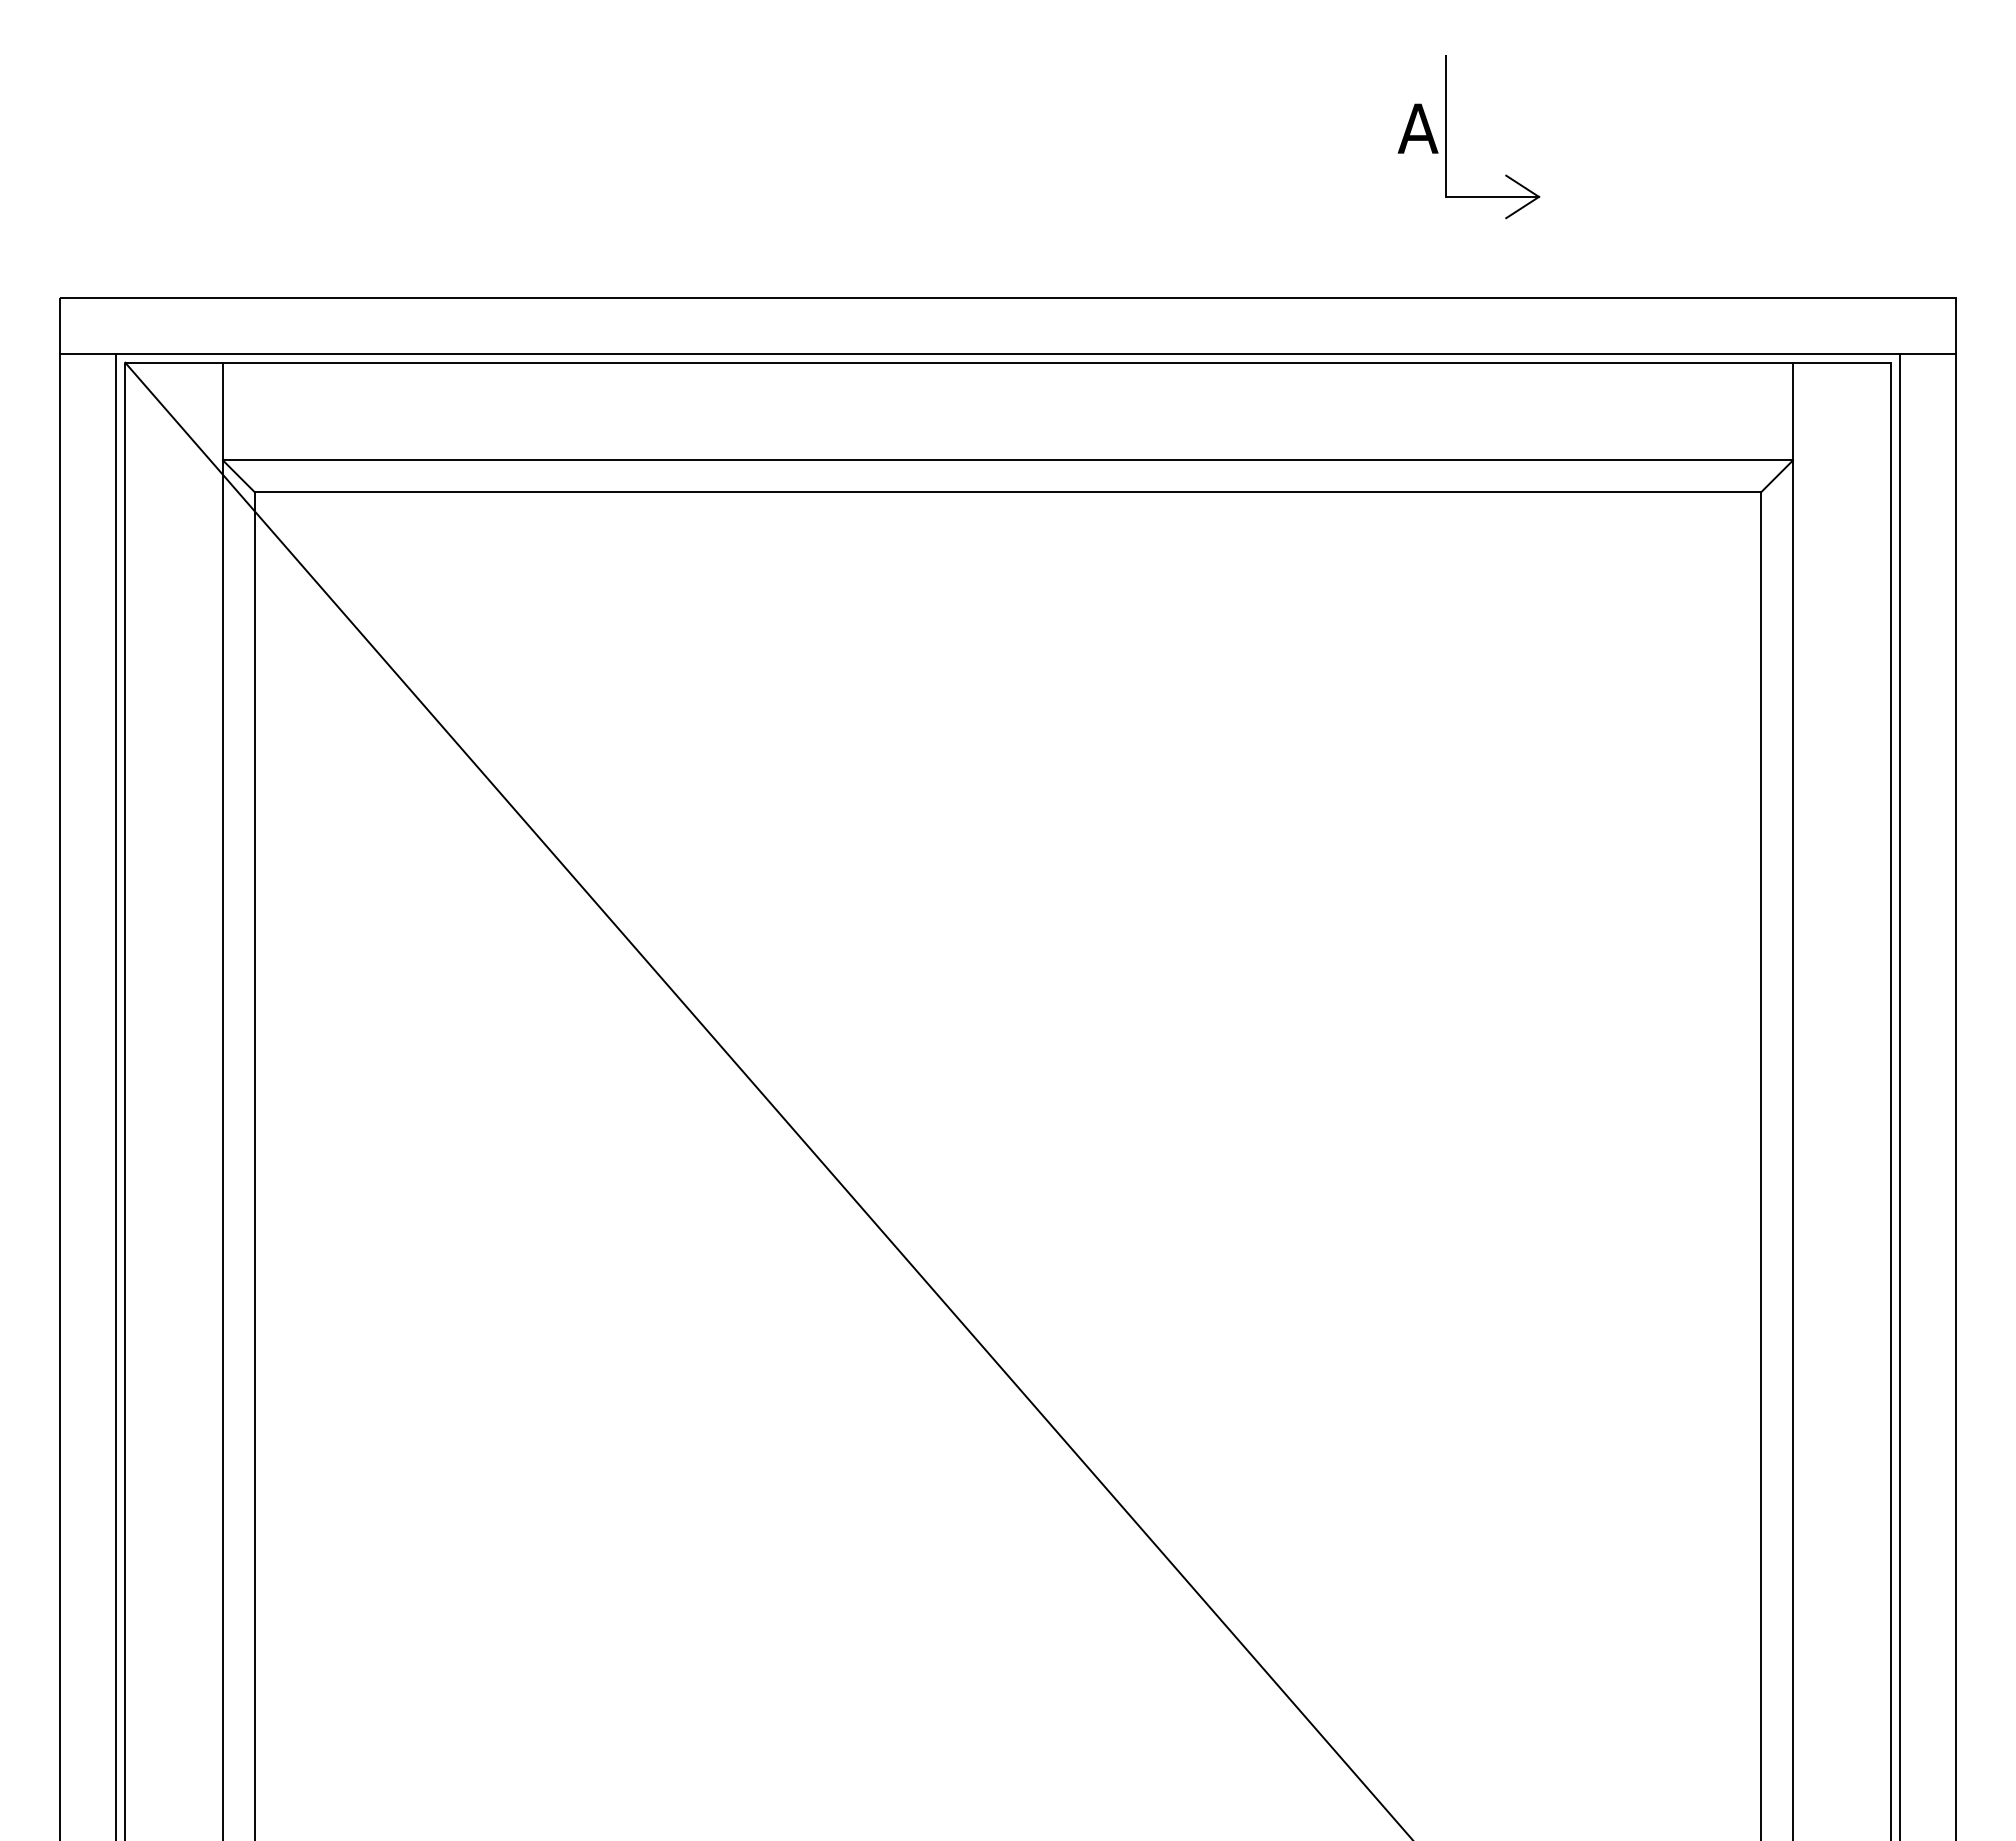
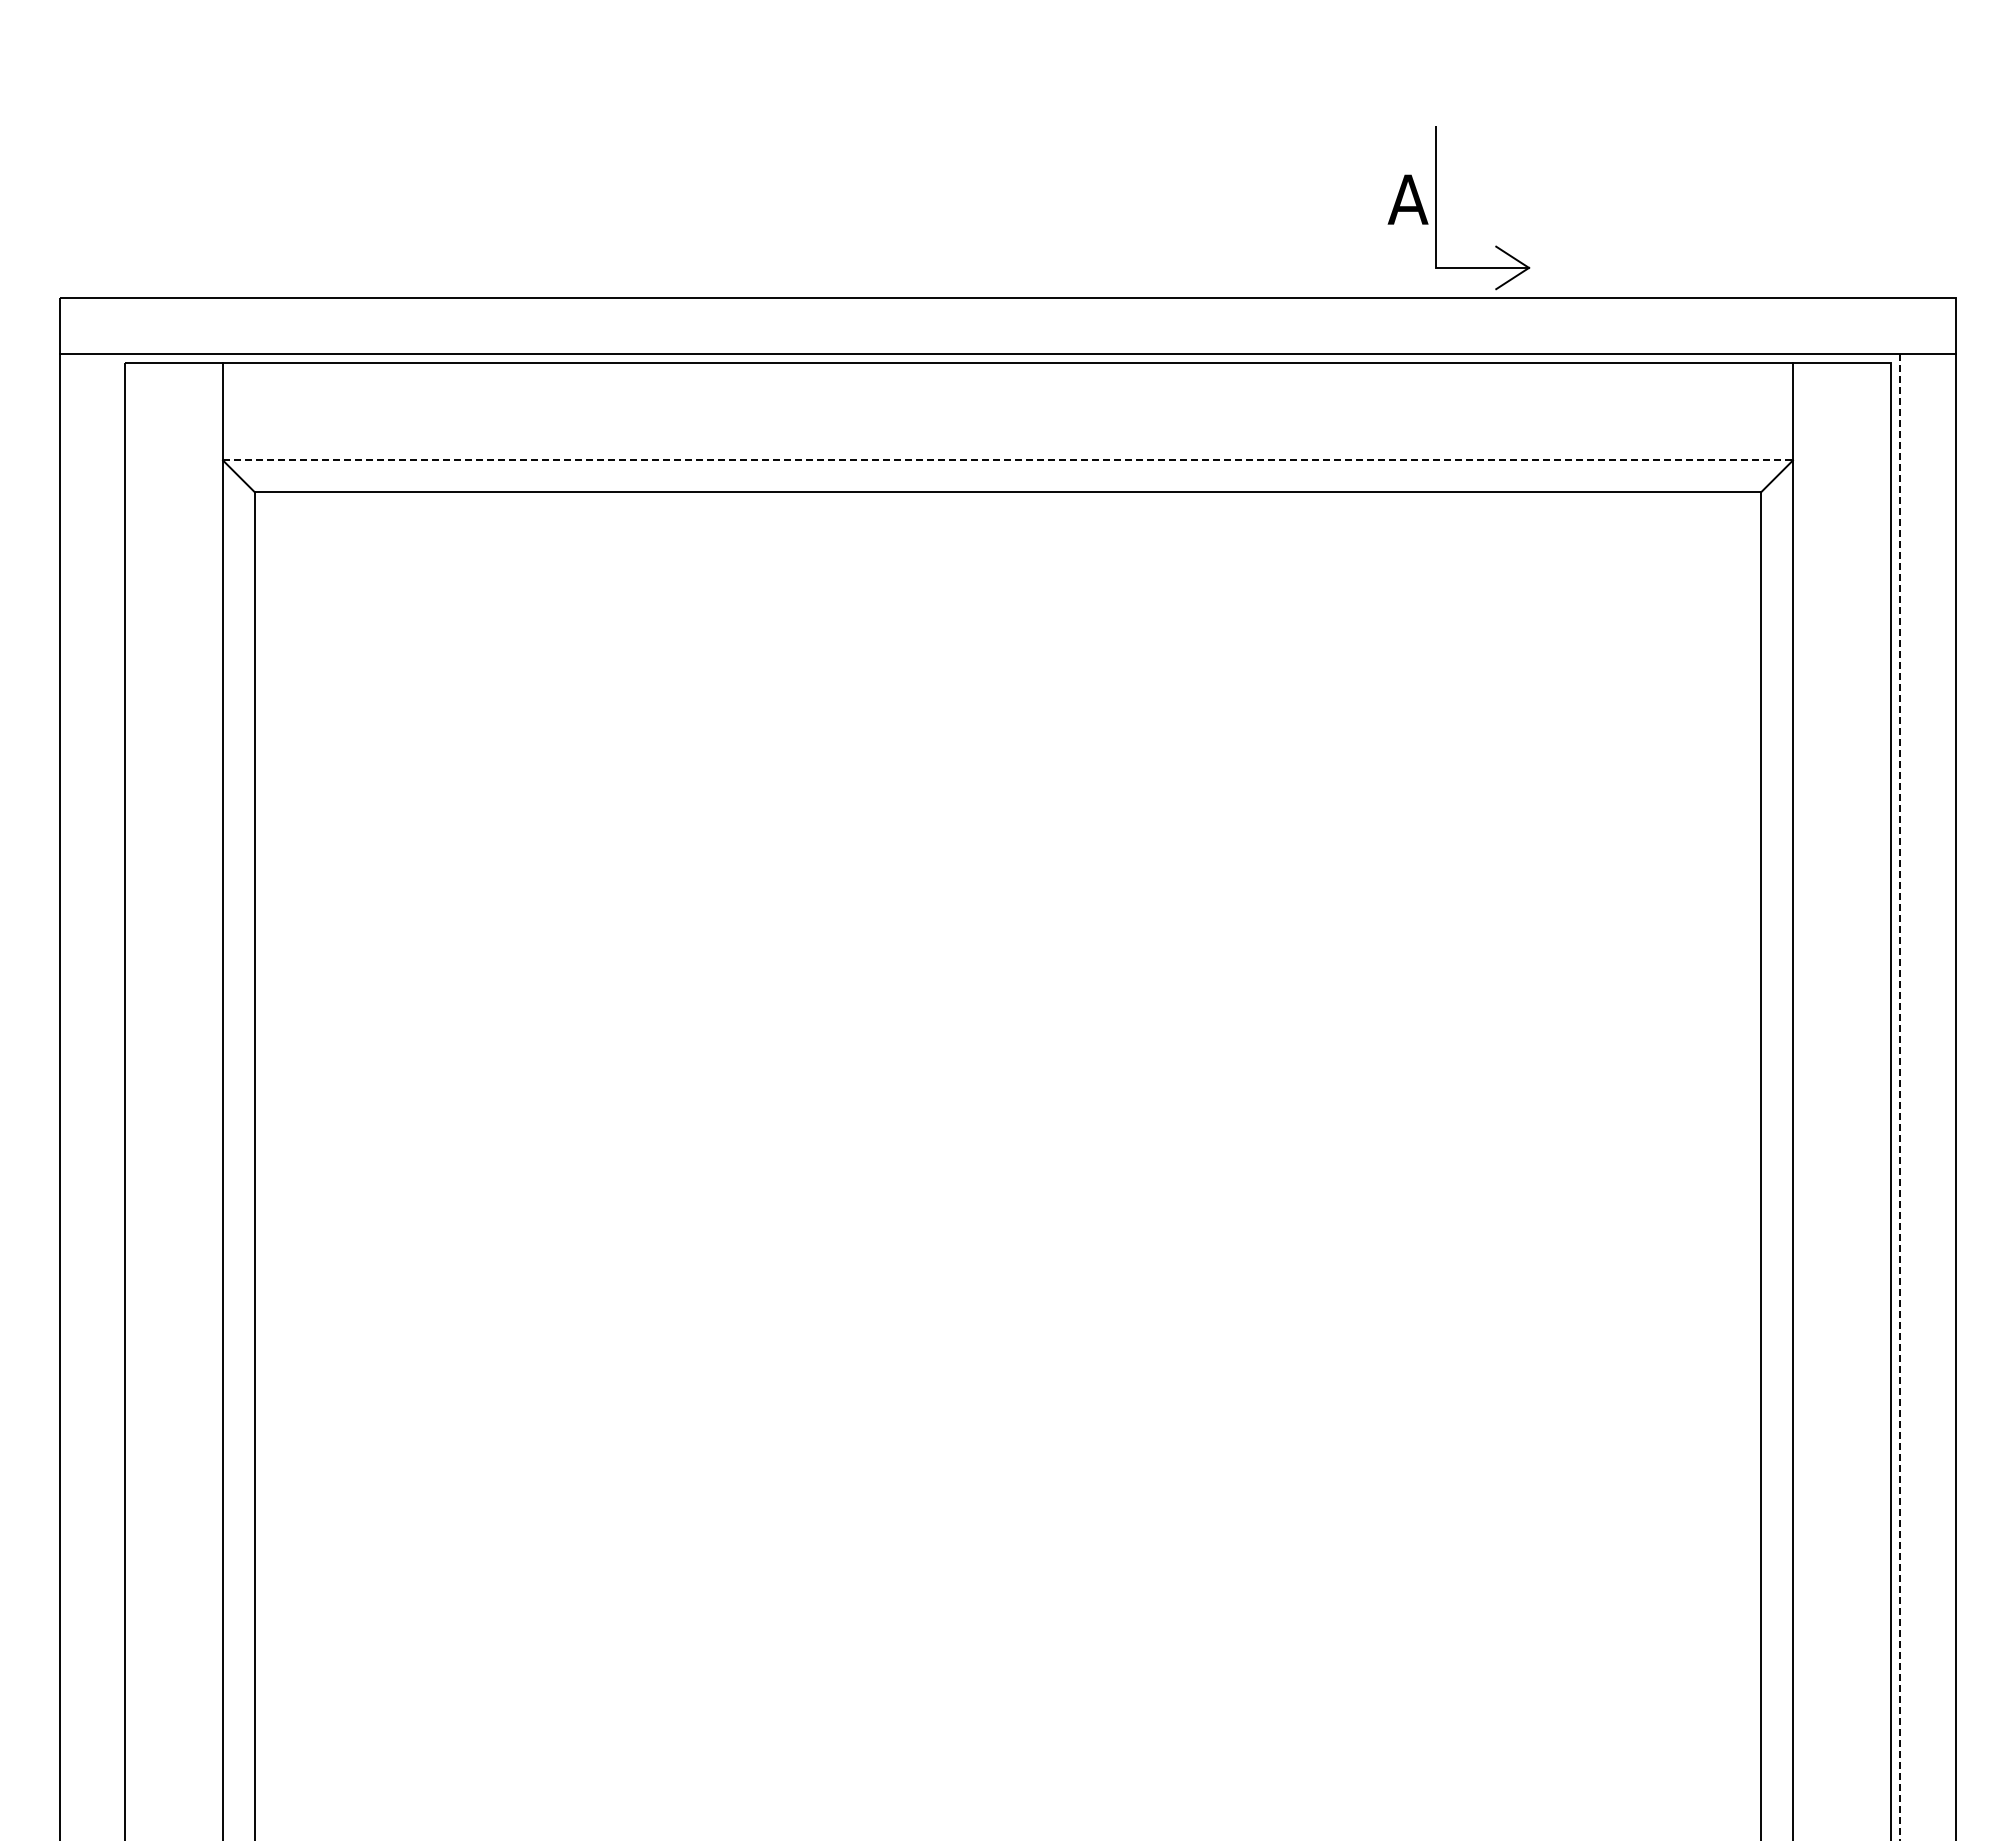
part position: (1446, 137) -> (1436, 208) (1436, 208)
line: solid -> dashed (1007, 460)
line: present -> none (116, 1095)
line: solid -> dashed (1899, 1097)
line: present -> none (767, 1099)
